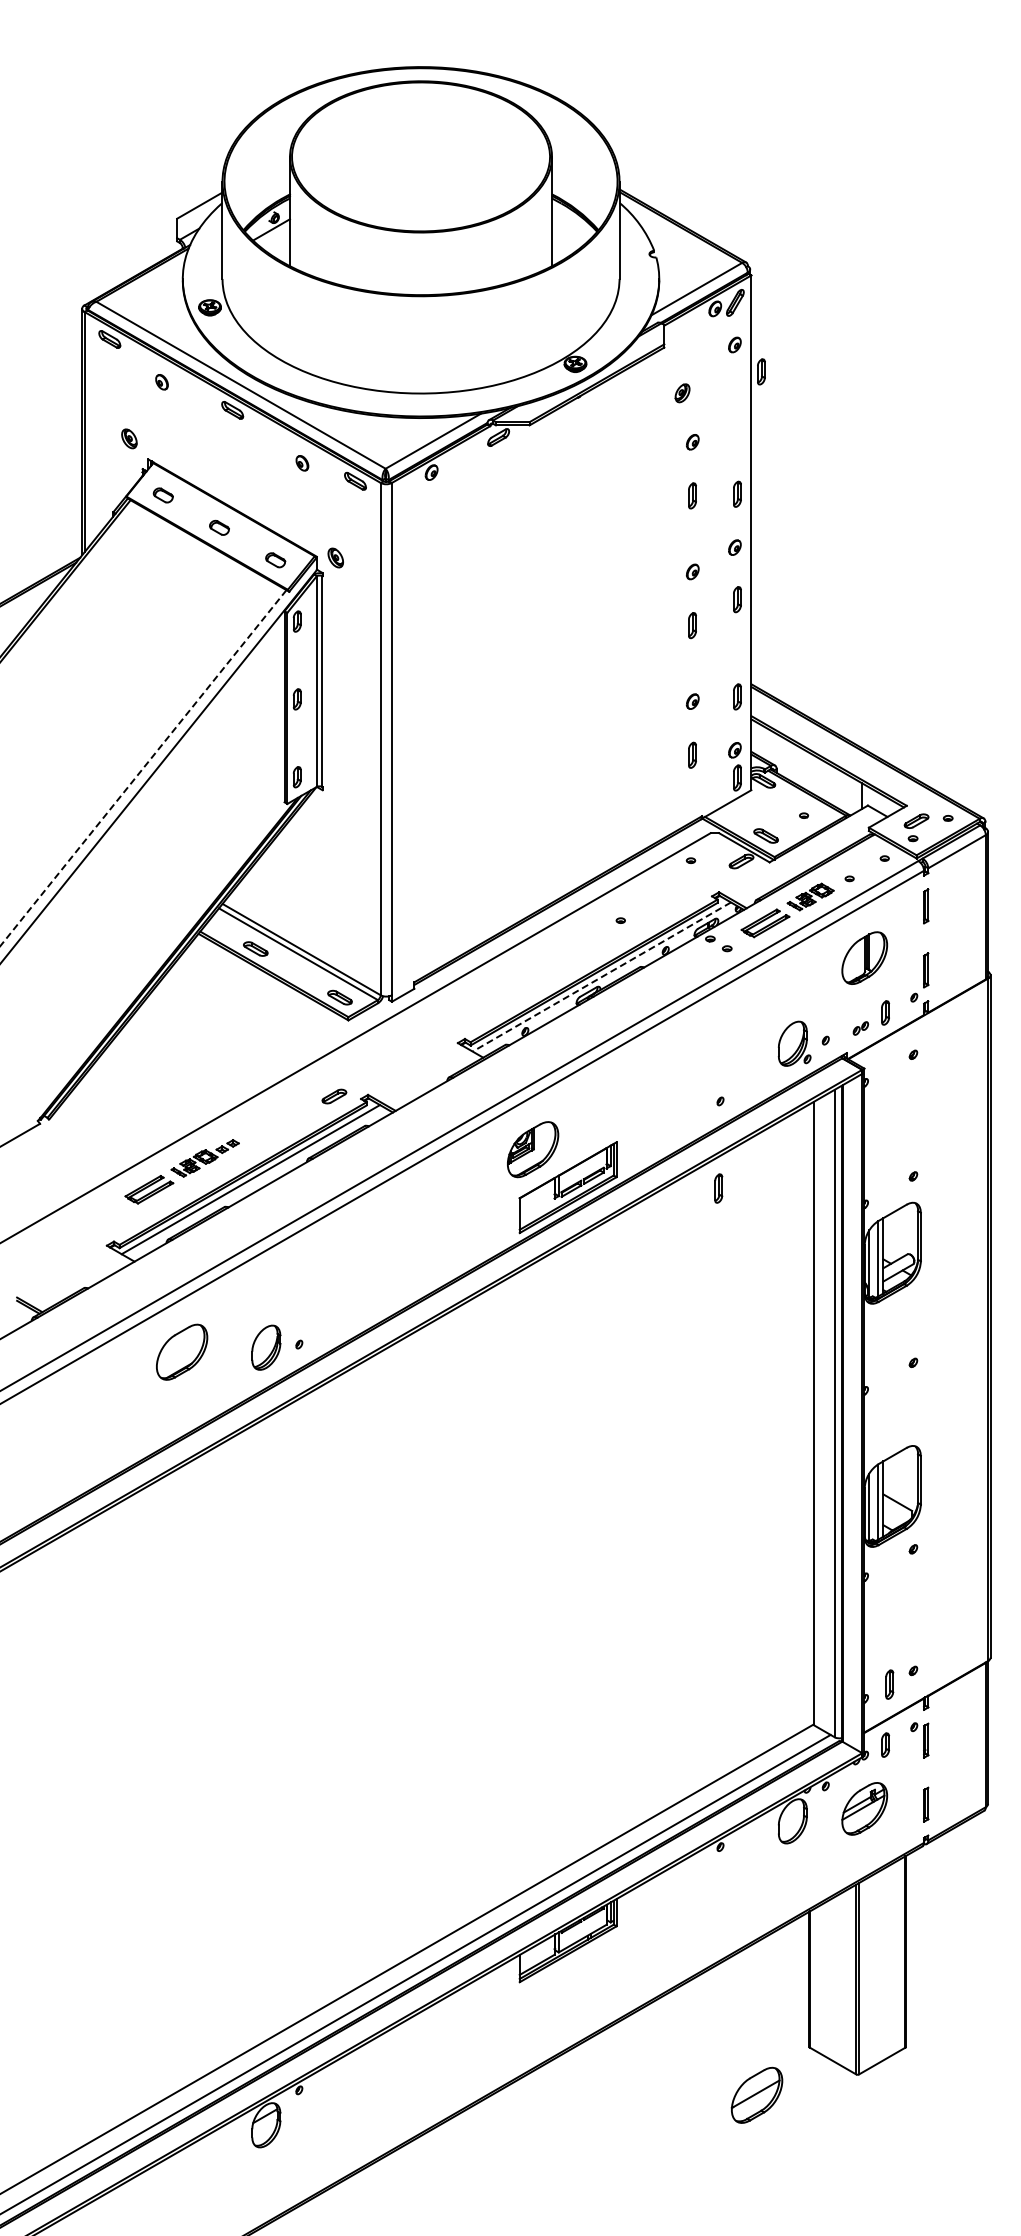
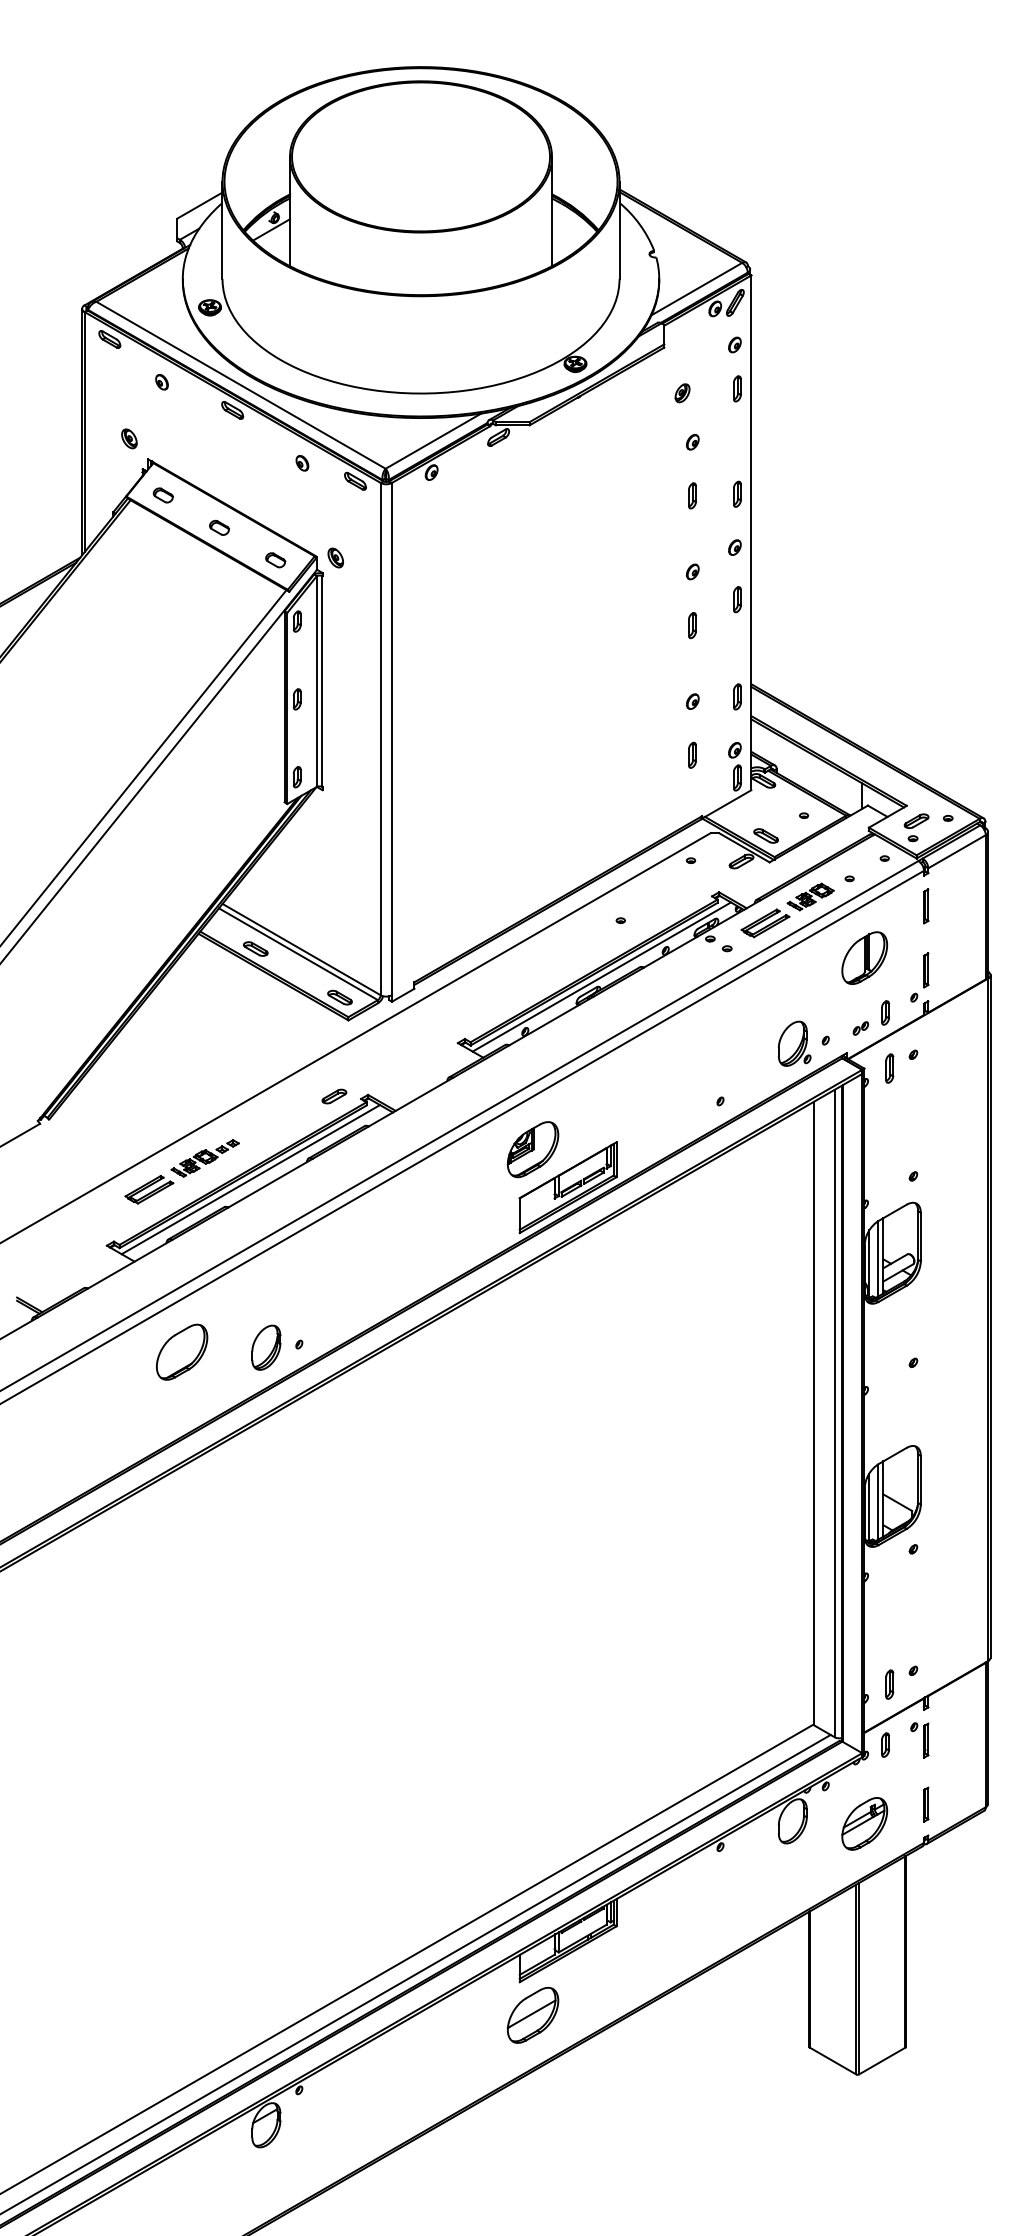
part position: (761, 371) -> (737, 388) (737, 388)
line: dashed -> solid (143, 768)
line: dashed -> solid (601, 977)
part position: (718, 1188) -> (889, 1068) (889, 1068)
part position: (864, 1808) -> (864, 1823) (864, 1823)
part position: (756, 2094) -> (532, 2014) (532, 2014)
